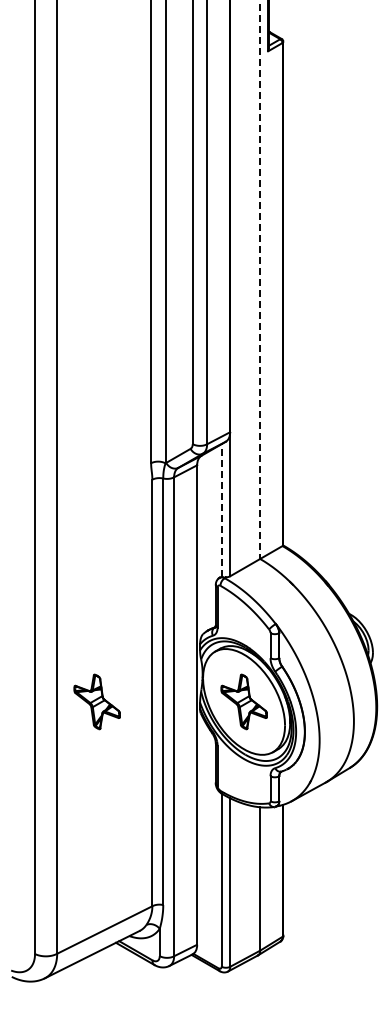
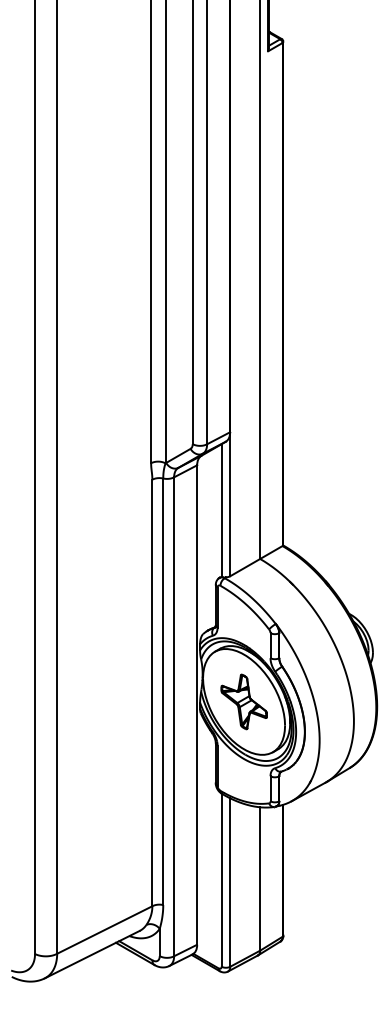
line: dashed -> solid (260, 280)
line: dashed -> solid (221, 510)
part: present -> none (96, 701)
